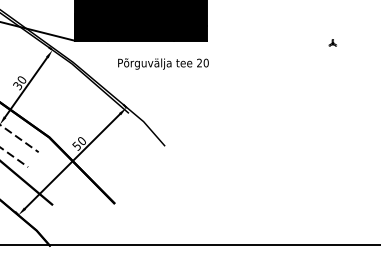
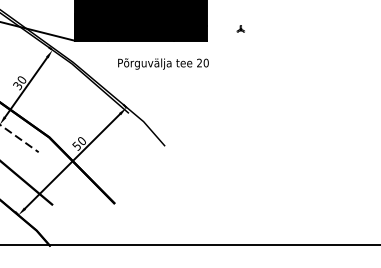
part position: (332, 42) -> (240, 28) (240, 28)
line: present -> none (15, 157)
